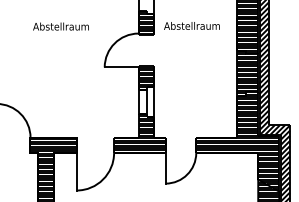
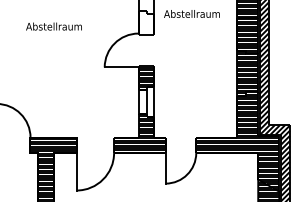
hatch: present -> none (146, 22)
text position: (191, 25) -> (191, 13) (191, 13)
text position: (60, 26) -> (53, 26) (53, 26)
